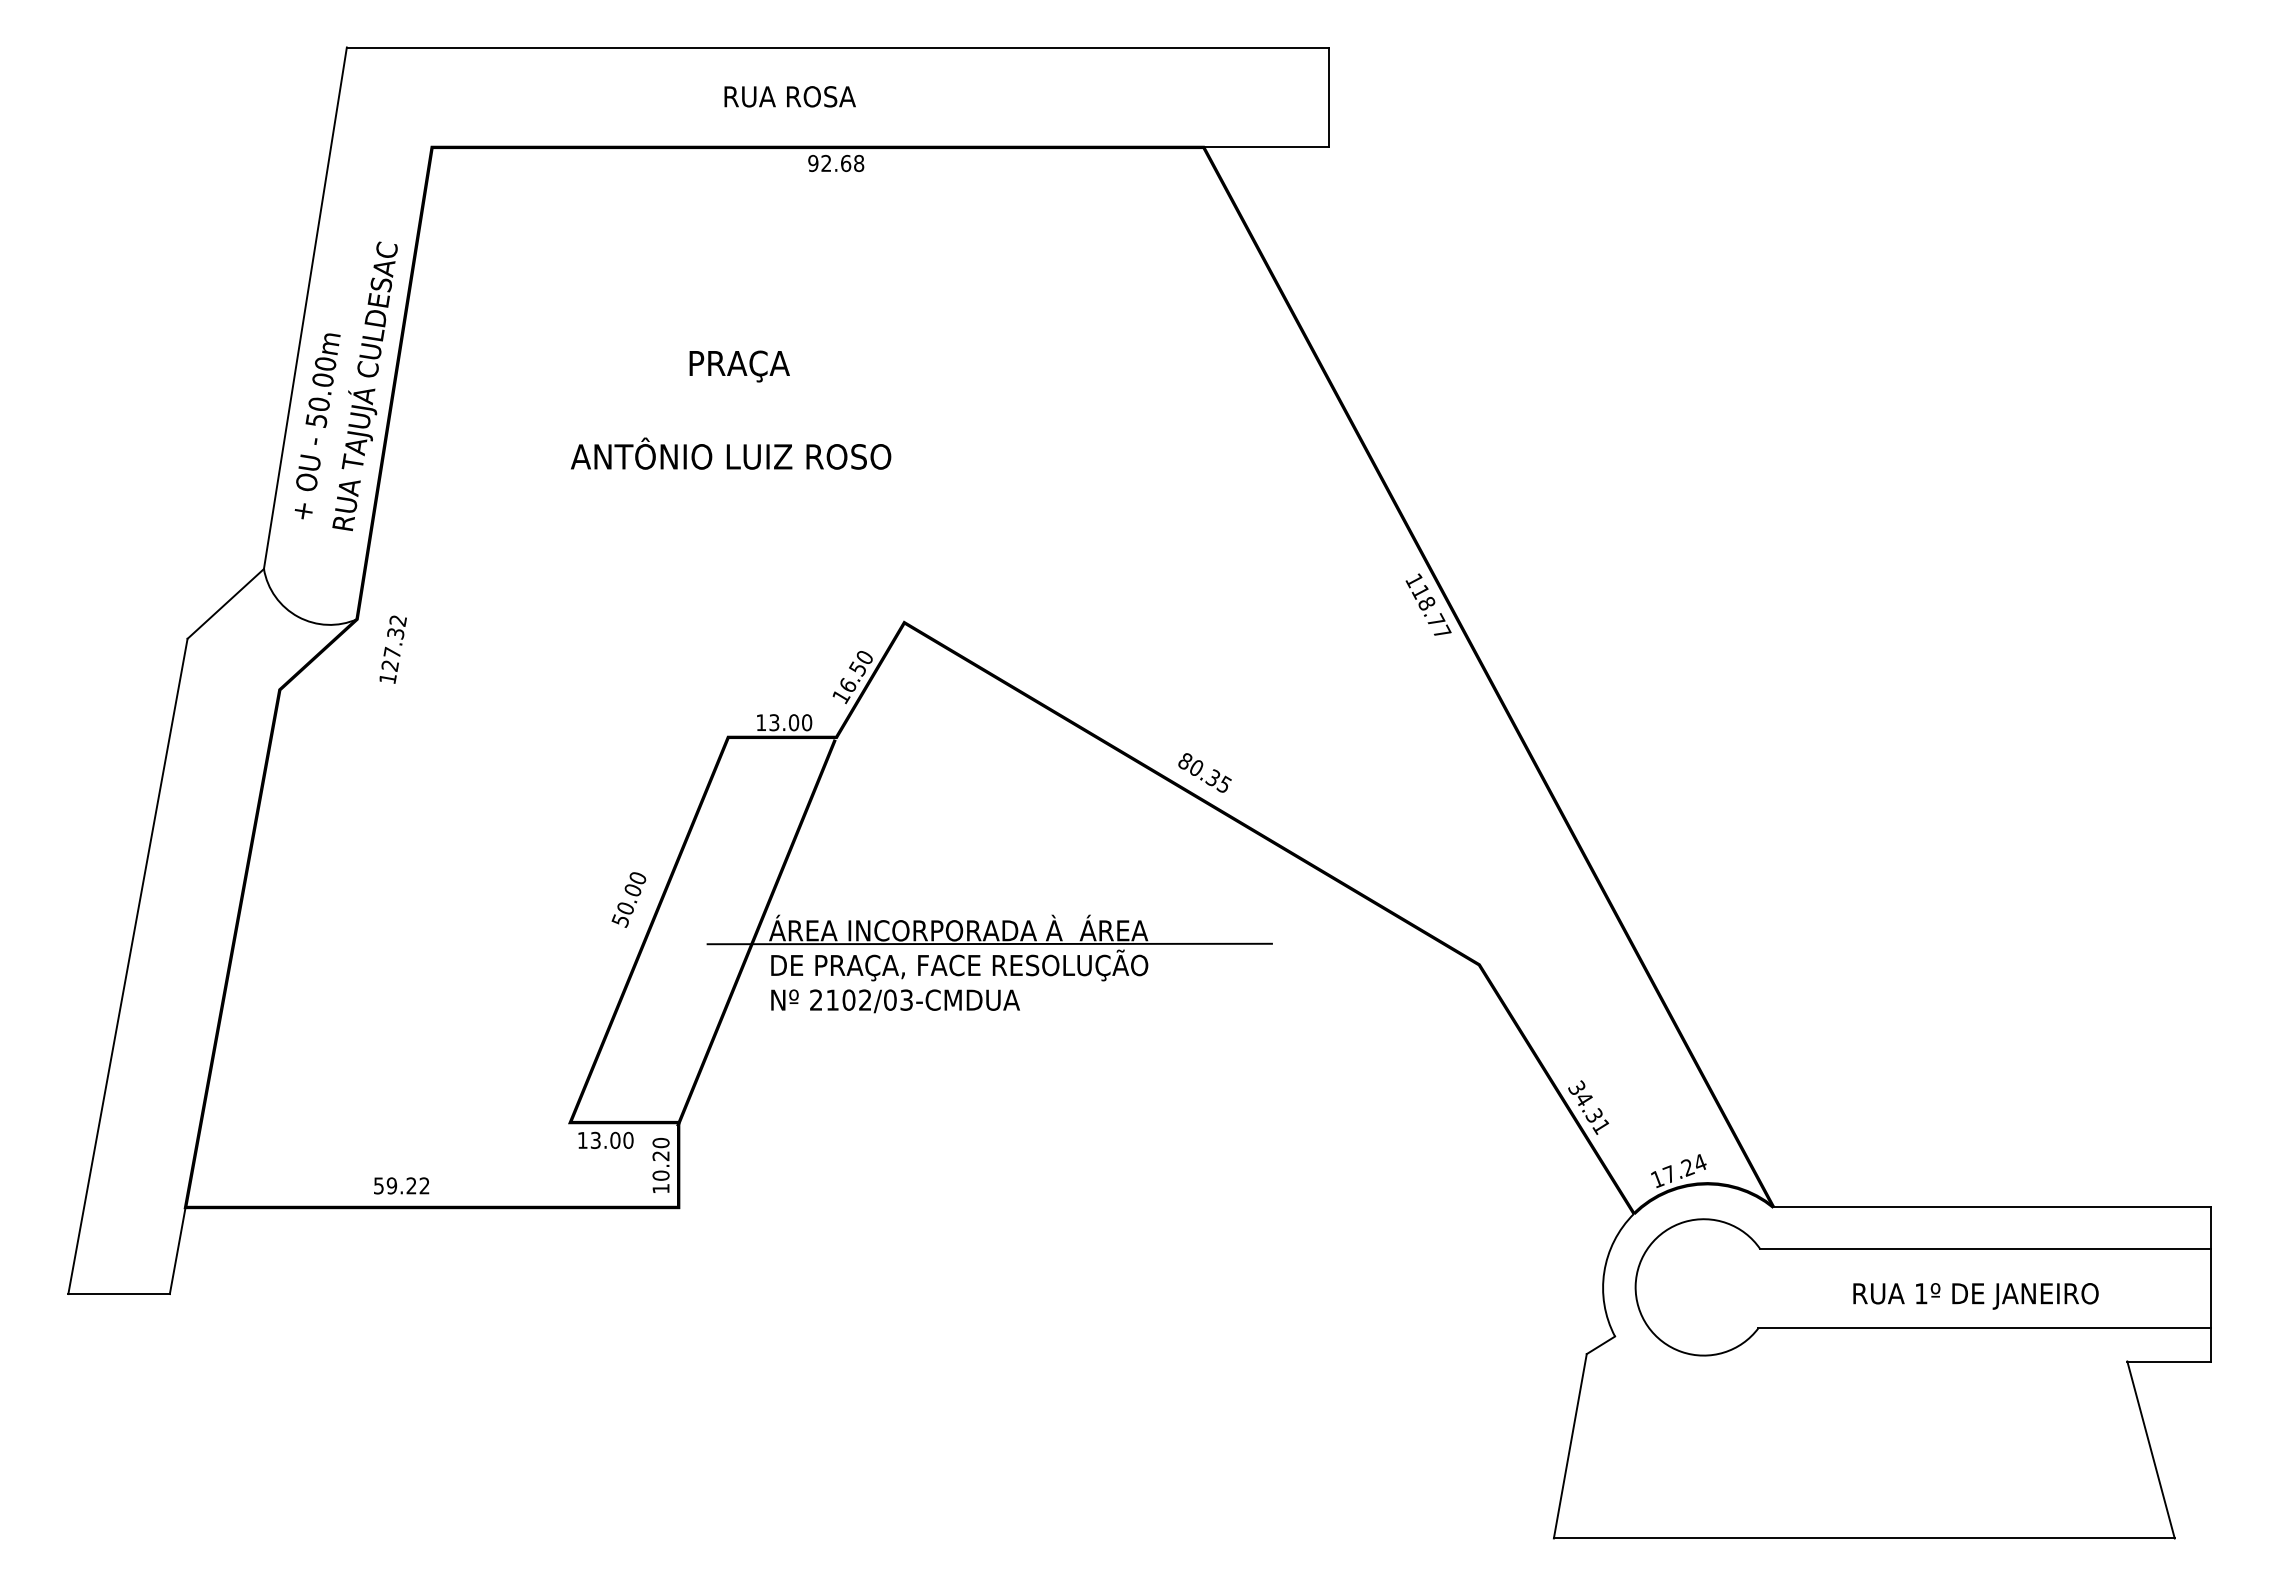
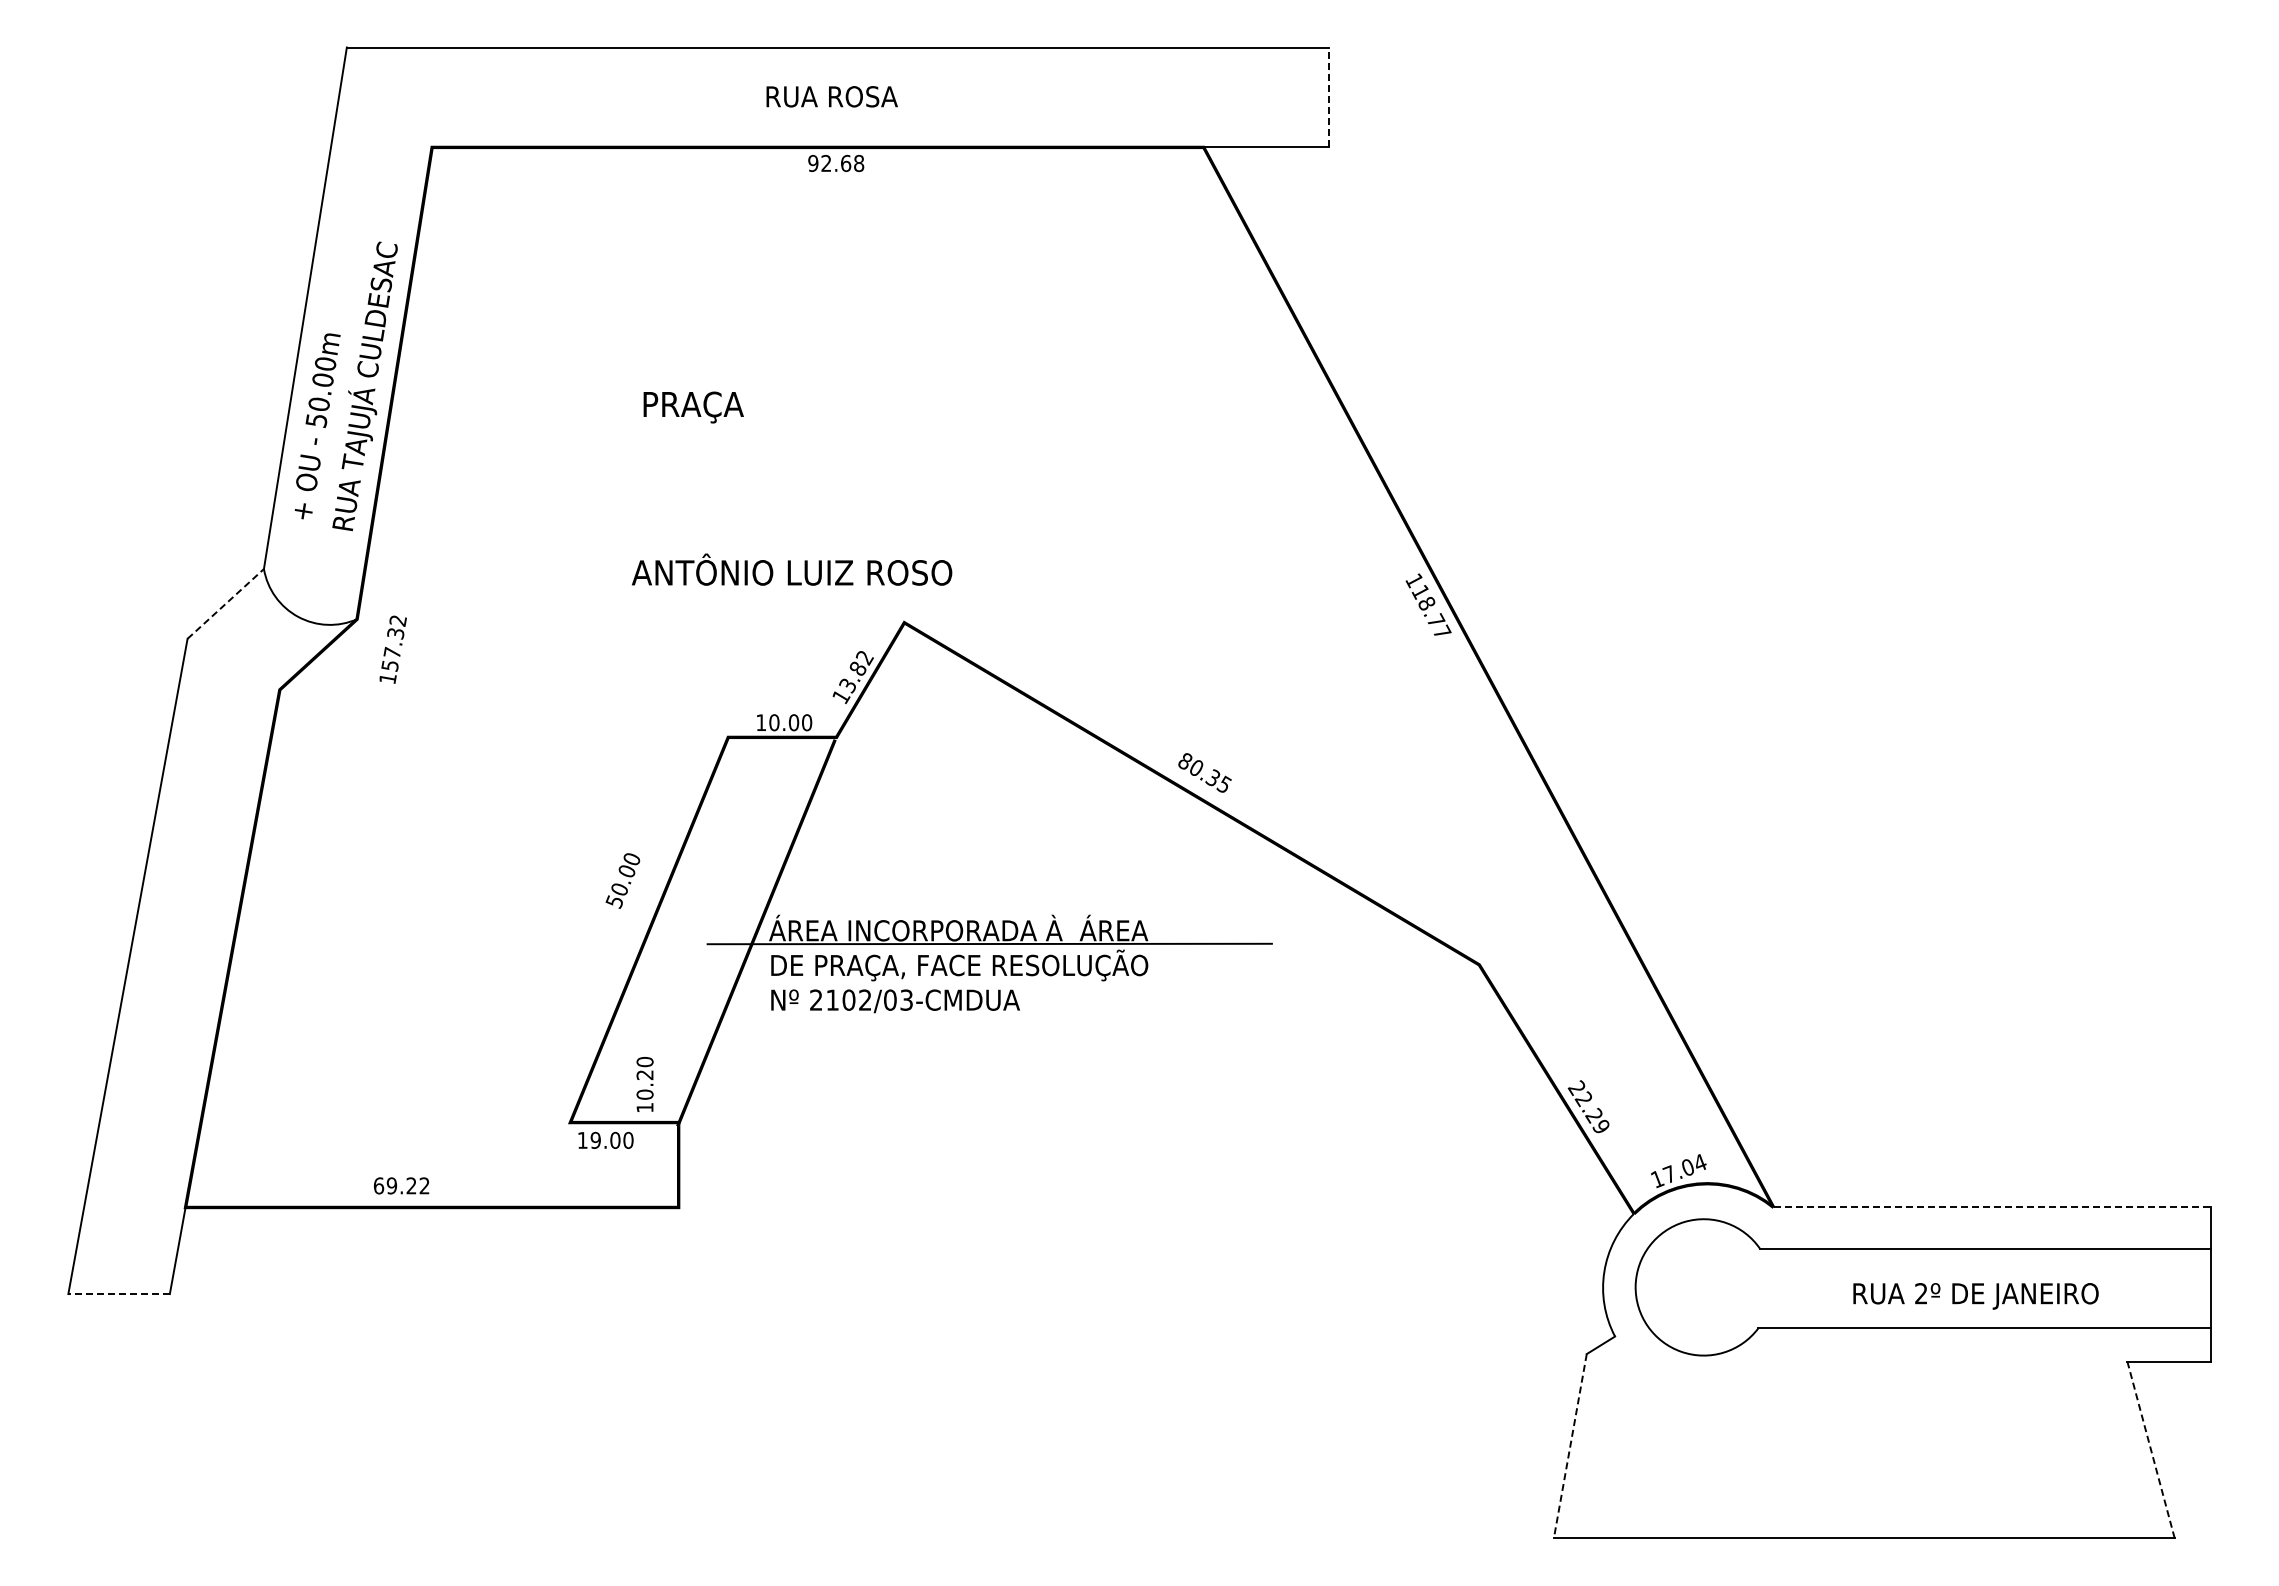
text position: (789, 96) -> (831, 96) (831, 96)
line: solid -> dashed (1329, 97)
text position: (739, 366) -> (693, 407) (693, 407)
text position: (731, 453) -> (792, 569) (792, 569)
line: solid -> dashed (225, 603)
text: 127.32 -> 157.32 (389, 665)
text: 16.50 -> 13.82 (856, 672)
text: 13.00 -> 10.00 (774, 722)
text position: (628, 899) -> (622, 880) (622, 880)
text: 34.31 -> 22.29 (1588, 1107)
text: 13.00 -> 19.00 (595, 1140)
text position: (660, 1165) -> (644, 1084) (644, 1084)
text: 17.24 -> 17.04 (1687, 1167)
text: 59.22 -> 69.22 (378, 1185)
line: solid -> dashed (1992, 1207)
text: 1º -> 2º (1921, 1293)
line: solid -> dashed (119, 1294)
line: solid -> dashed (1570, 1446)
line: solid -> dashed (2151, 1449)
